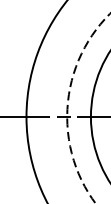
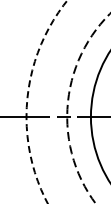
circle: solid -> dashed (46, 101)
